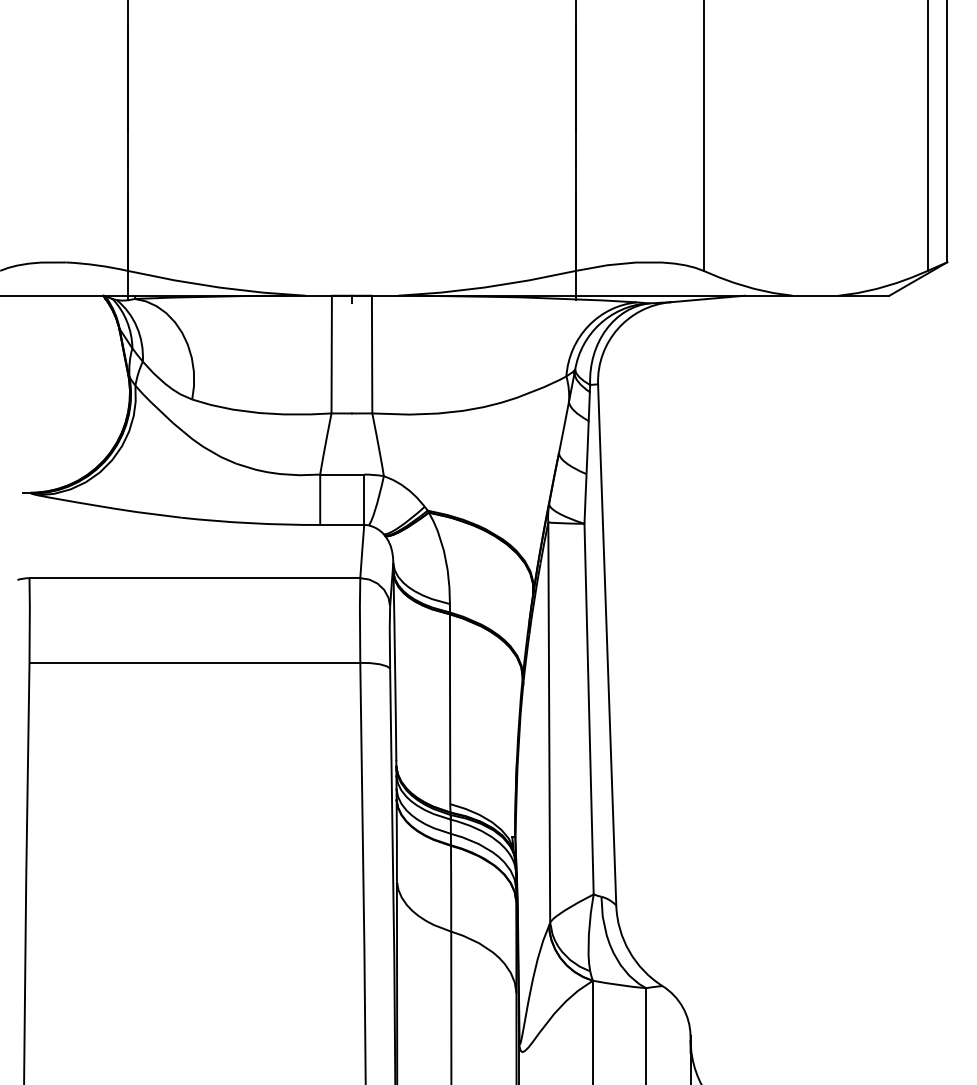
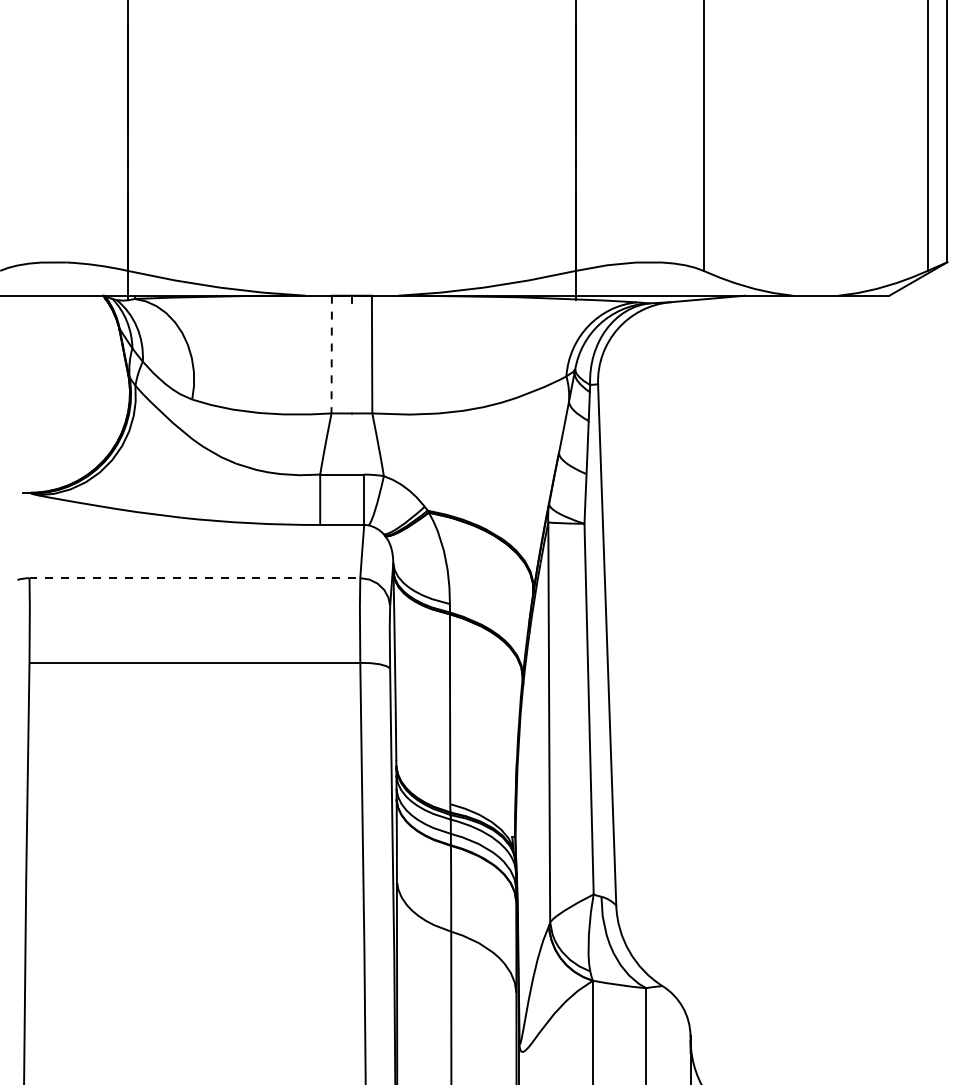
line: solid -> dashed (331, 353)
line: solid -> dashed (195, 578)
